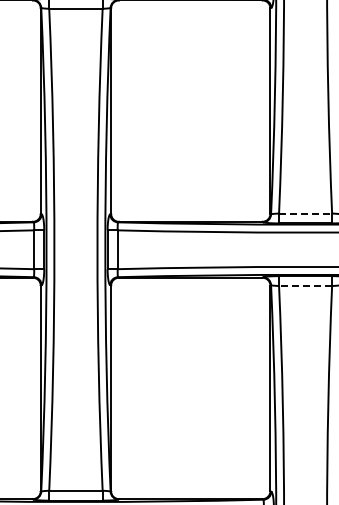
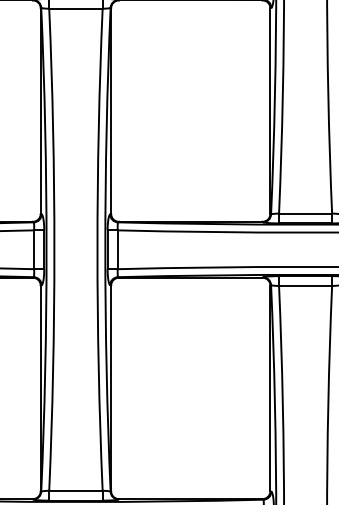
line: dashed -> solid (305, 213)
line: dashed -> solid (305, 286)
